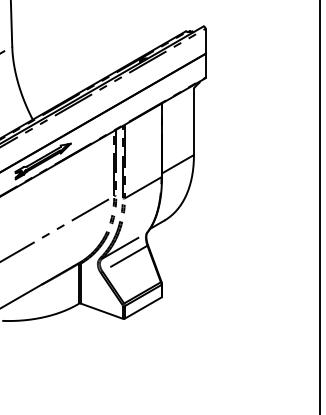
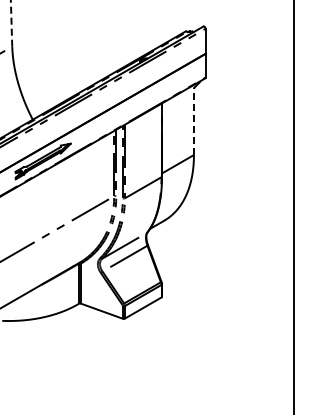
line: solid -> dashed (11, 22)
line: solid -> dashed (193, 122)
line position: (319, 206) -> (293, 206) (293, 206)
